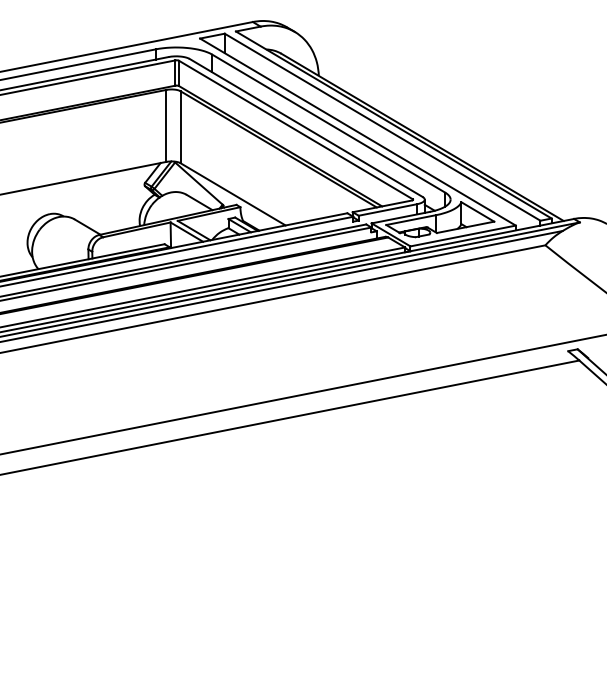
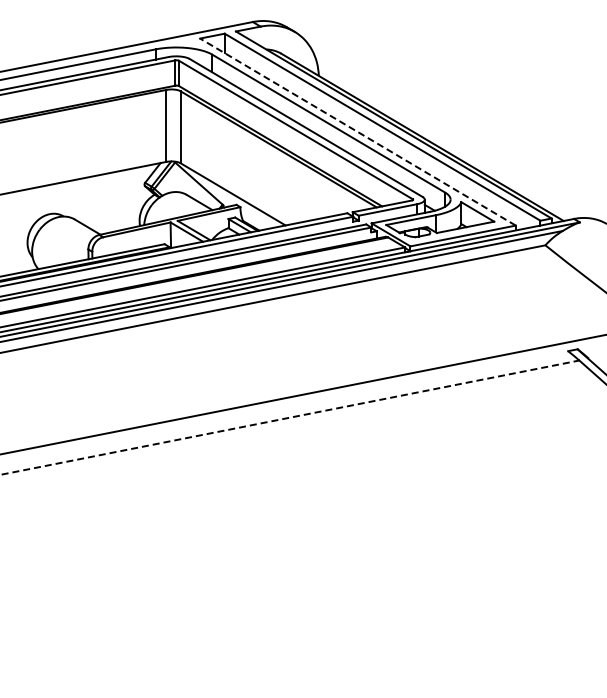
line: solid -> dashed (357, 131)
line: solid -> dashed (289, 417)
